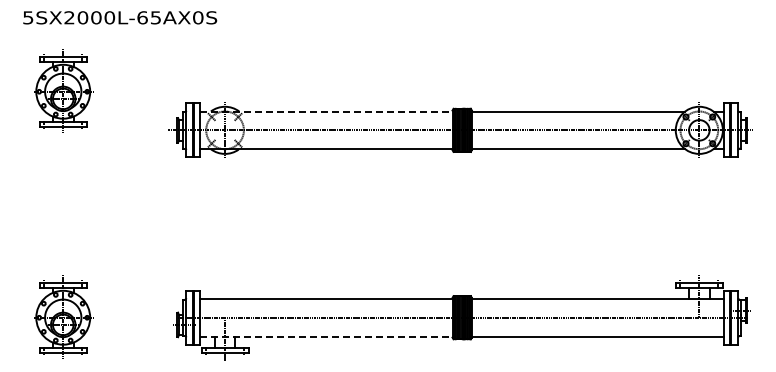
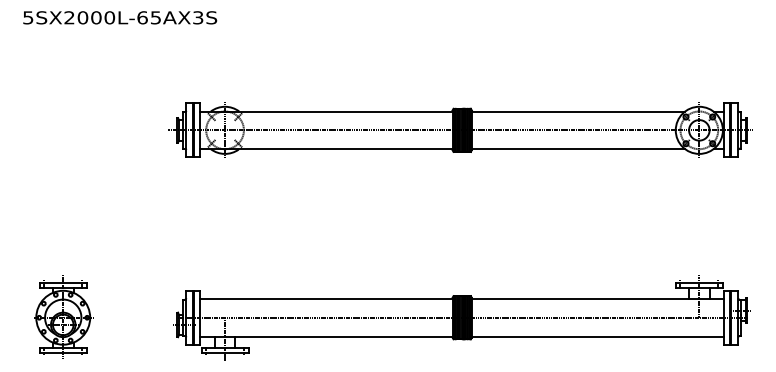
text: 5SX2000L-65AX0S -> 5SX2000L-65AX3S (198, 17)
part: present -> none (63, 90)
line: dashed -> solid (326, 111)
line: dashed -> solid (326, 336)
